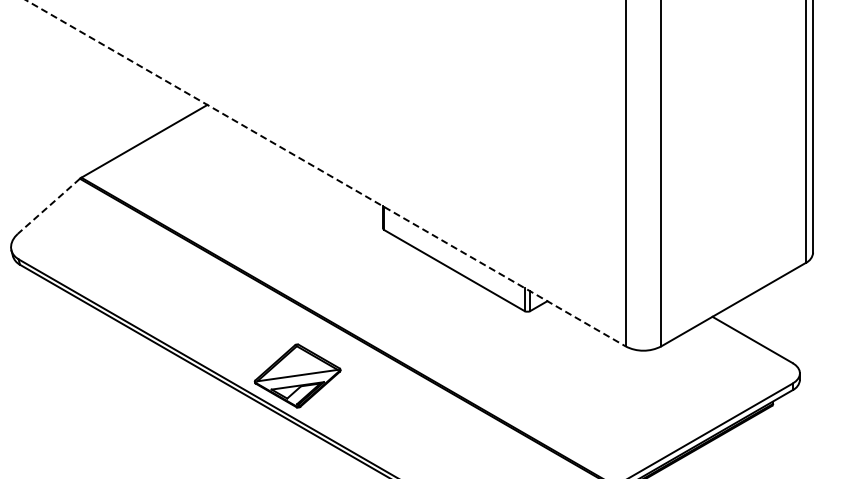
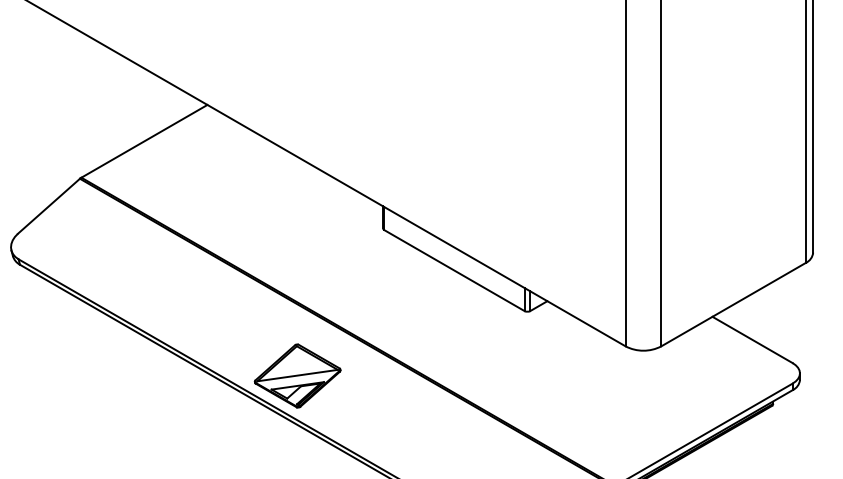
line: dashed -> solid (326, 173)
line: dashed -> solid (48, 206)
